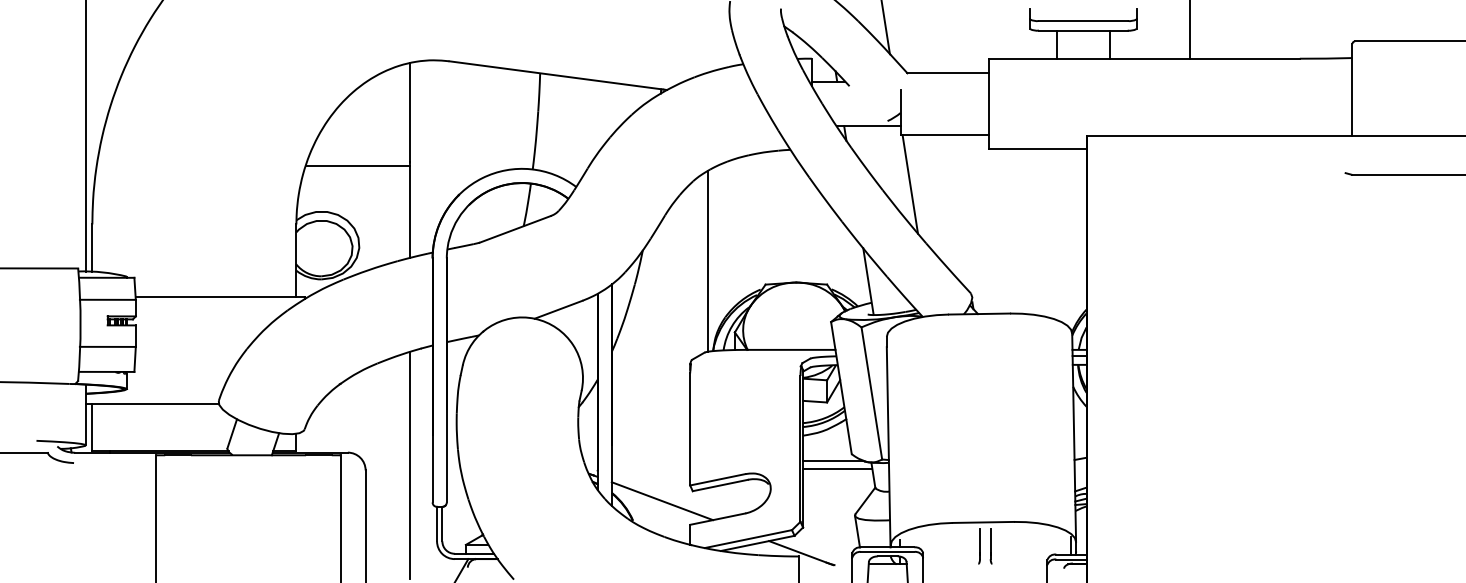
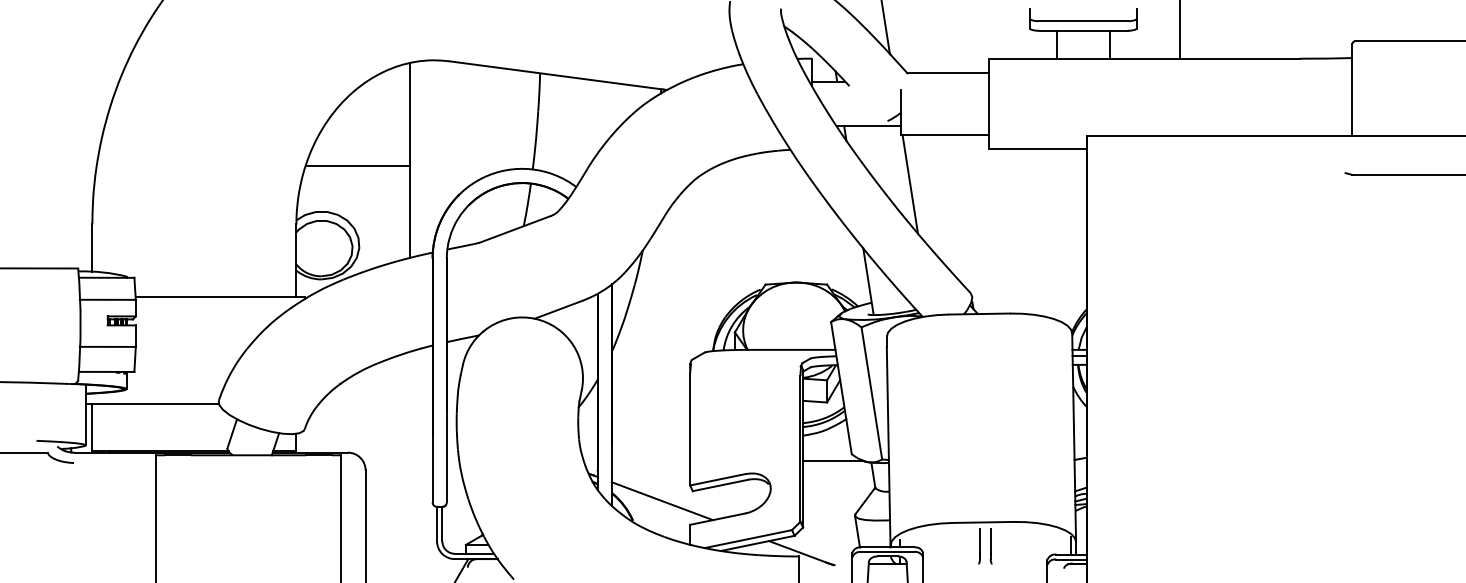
line position: (1189, 30) -> (1179, 30) (1179, 30)
line: present -> none (86, 136)
line: present -> none (707, 261)
line: present -> none (410, 464)
line: present -> none (837, 468)
